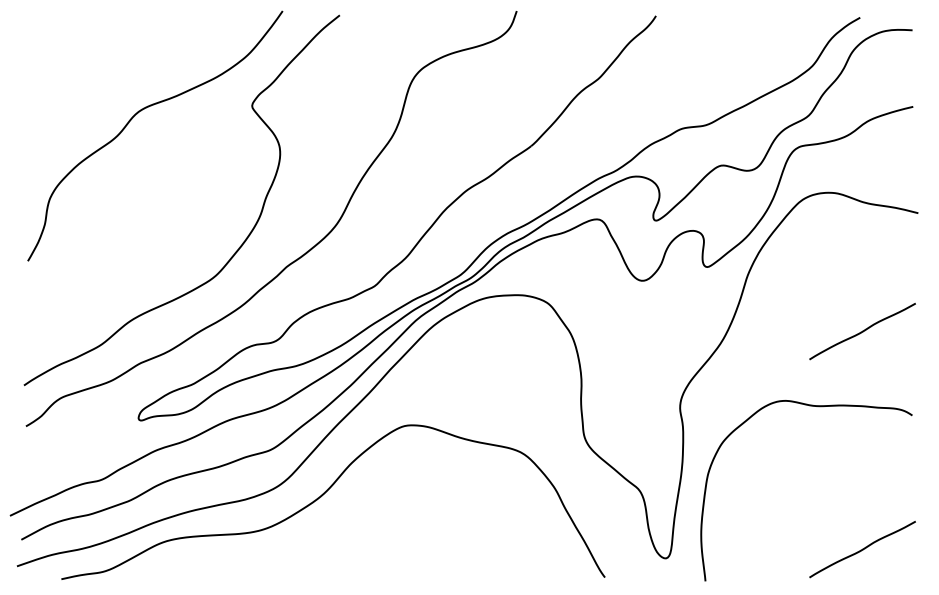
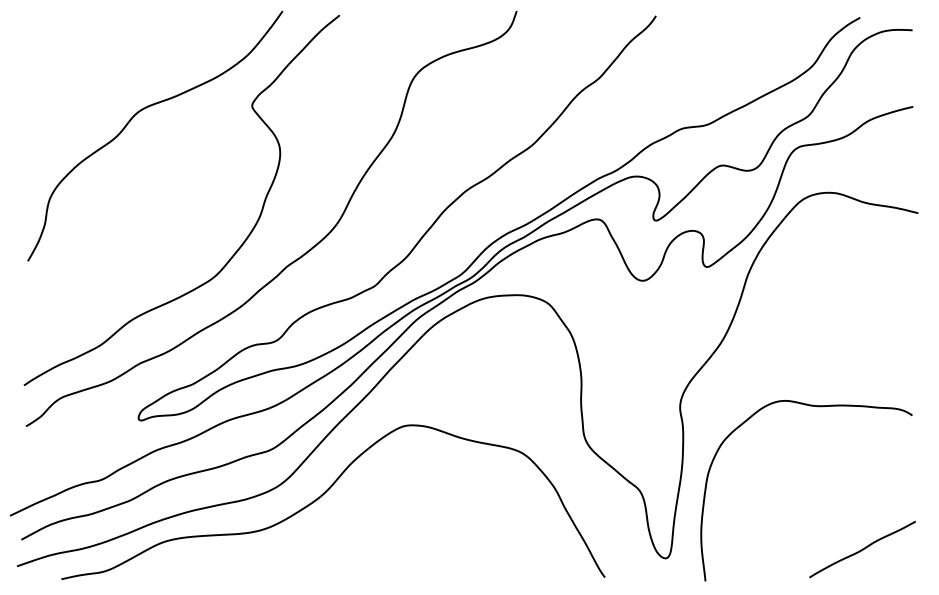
curve: present -> none (862, 331)
